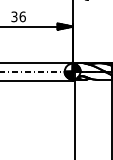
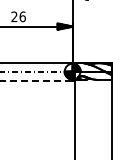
text: 36 -> 26 (14, 17)
line: solid -> dashed (36, 80)
